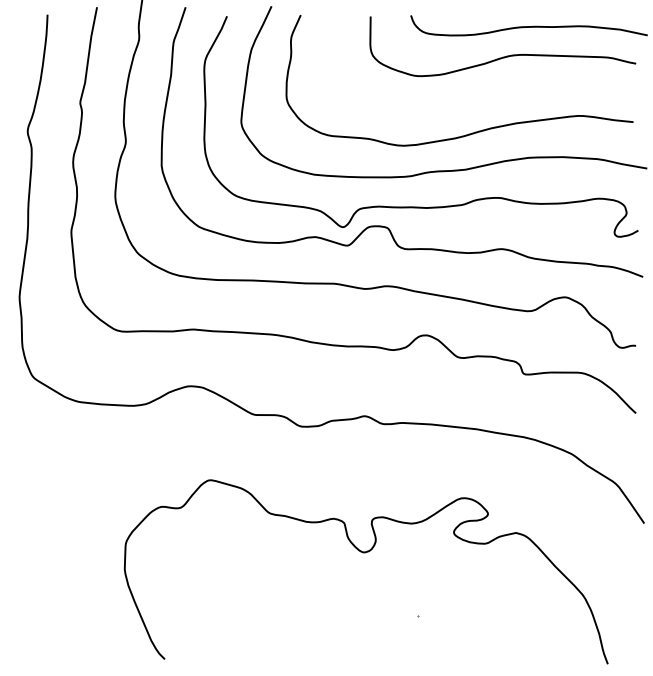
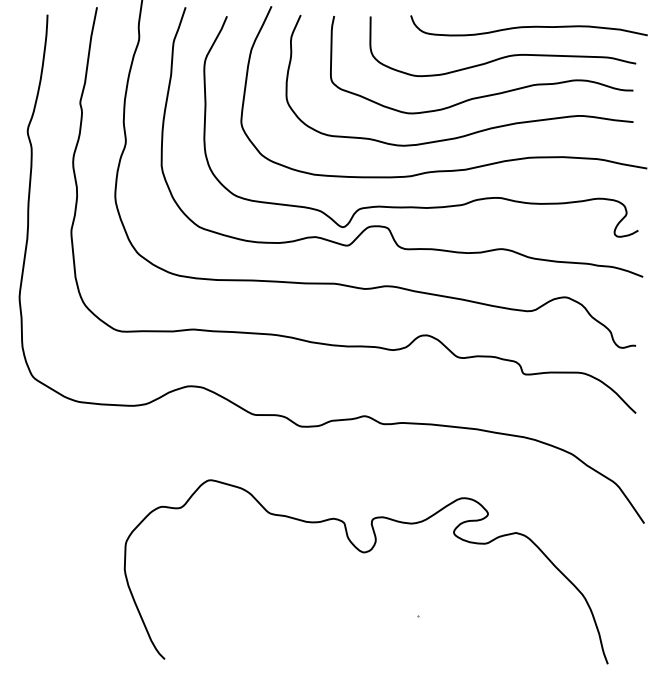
curve: none -> present (488, 94)
